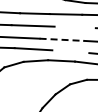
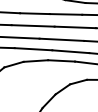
line: none -> present (74, 27)
line: dashed -> solid (62, 39)
line: none -> present (70, 51)
